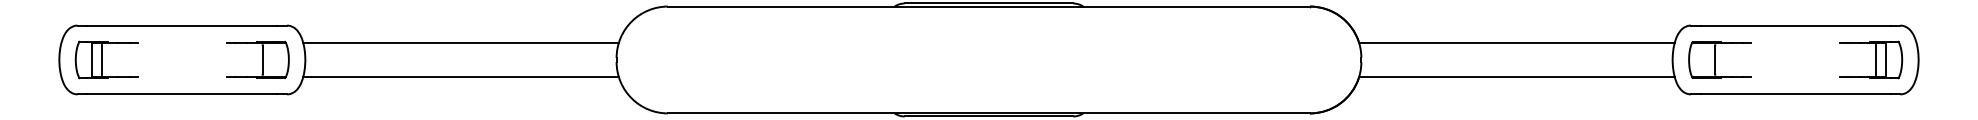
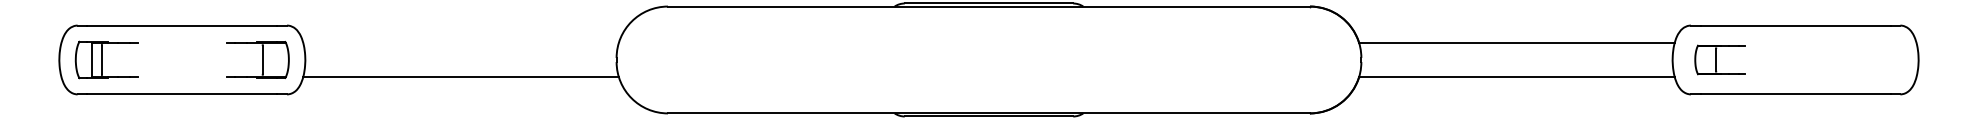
line: present -> none (460, 42)
part size: 64x38 px -> 52x32 px (1719, 59)
part: present -> none (1871, 59)
